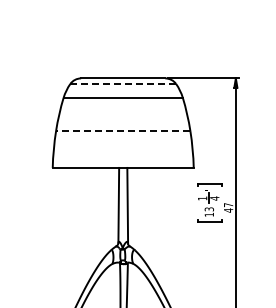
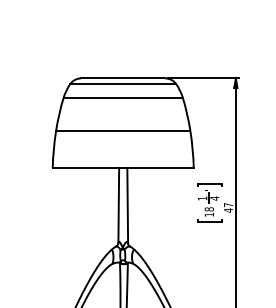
line: dashed -> solid (123, 84)
line: dashed -> solid (122, 131)
text: 13 -> 18 (208, 209)
